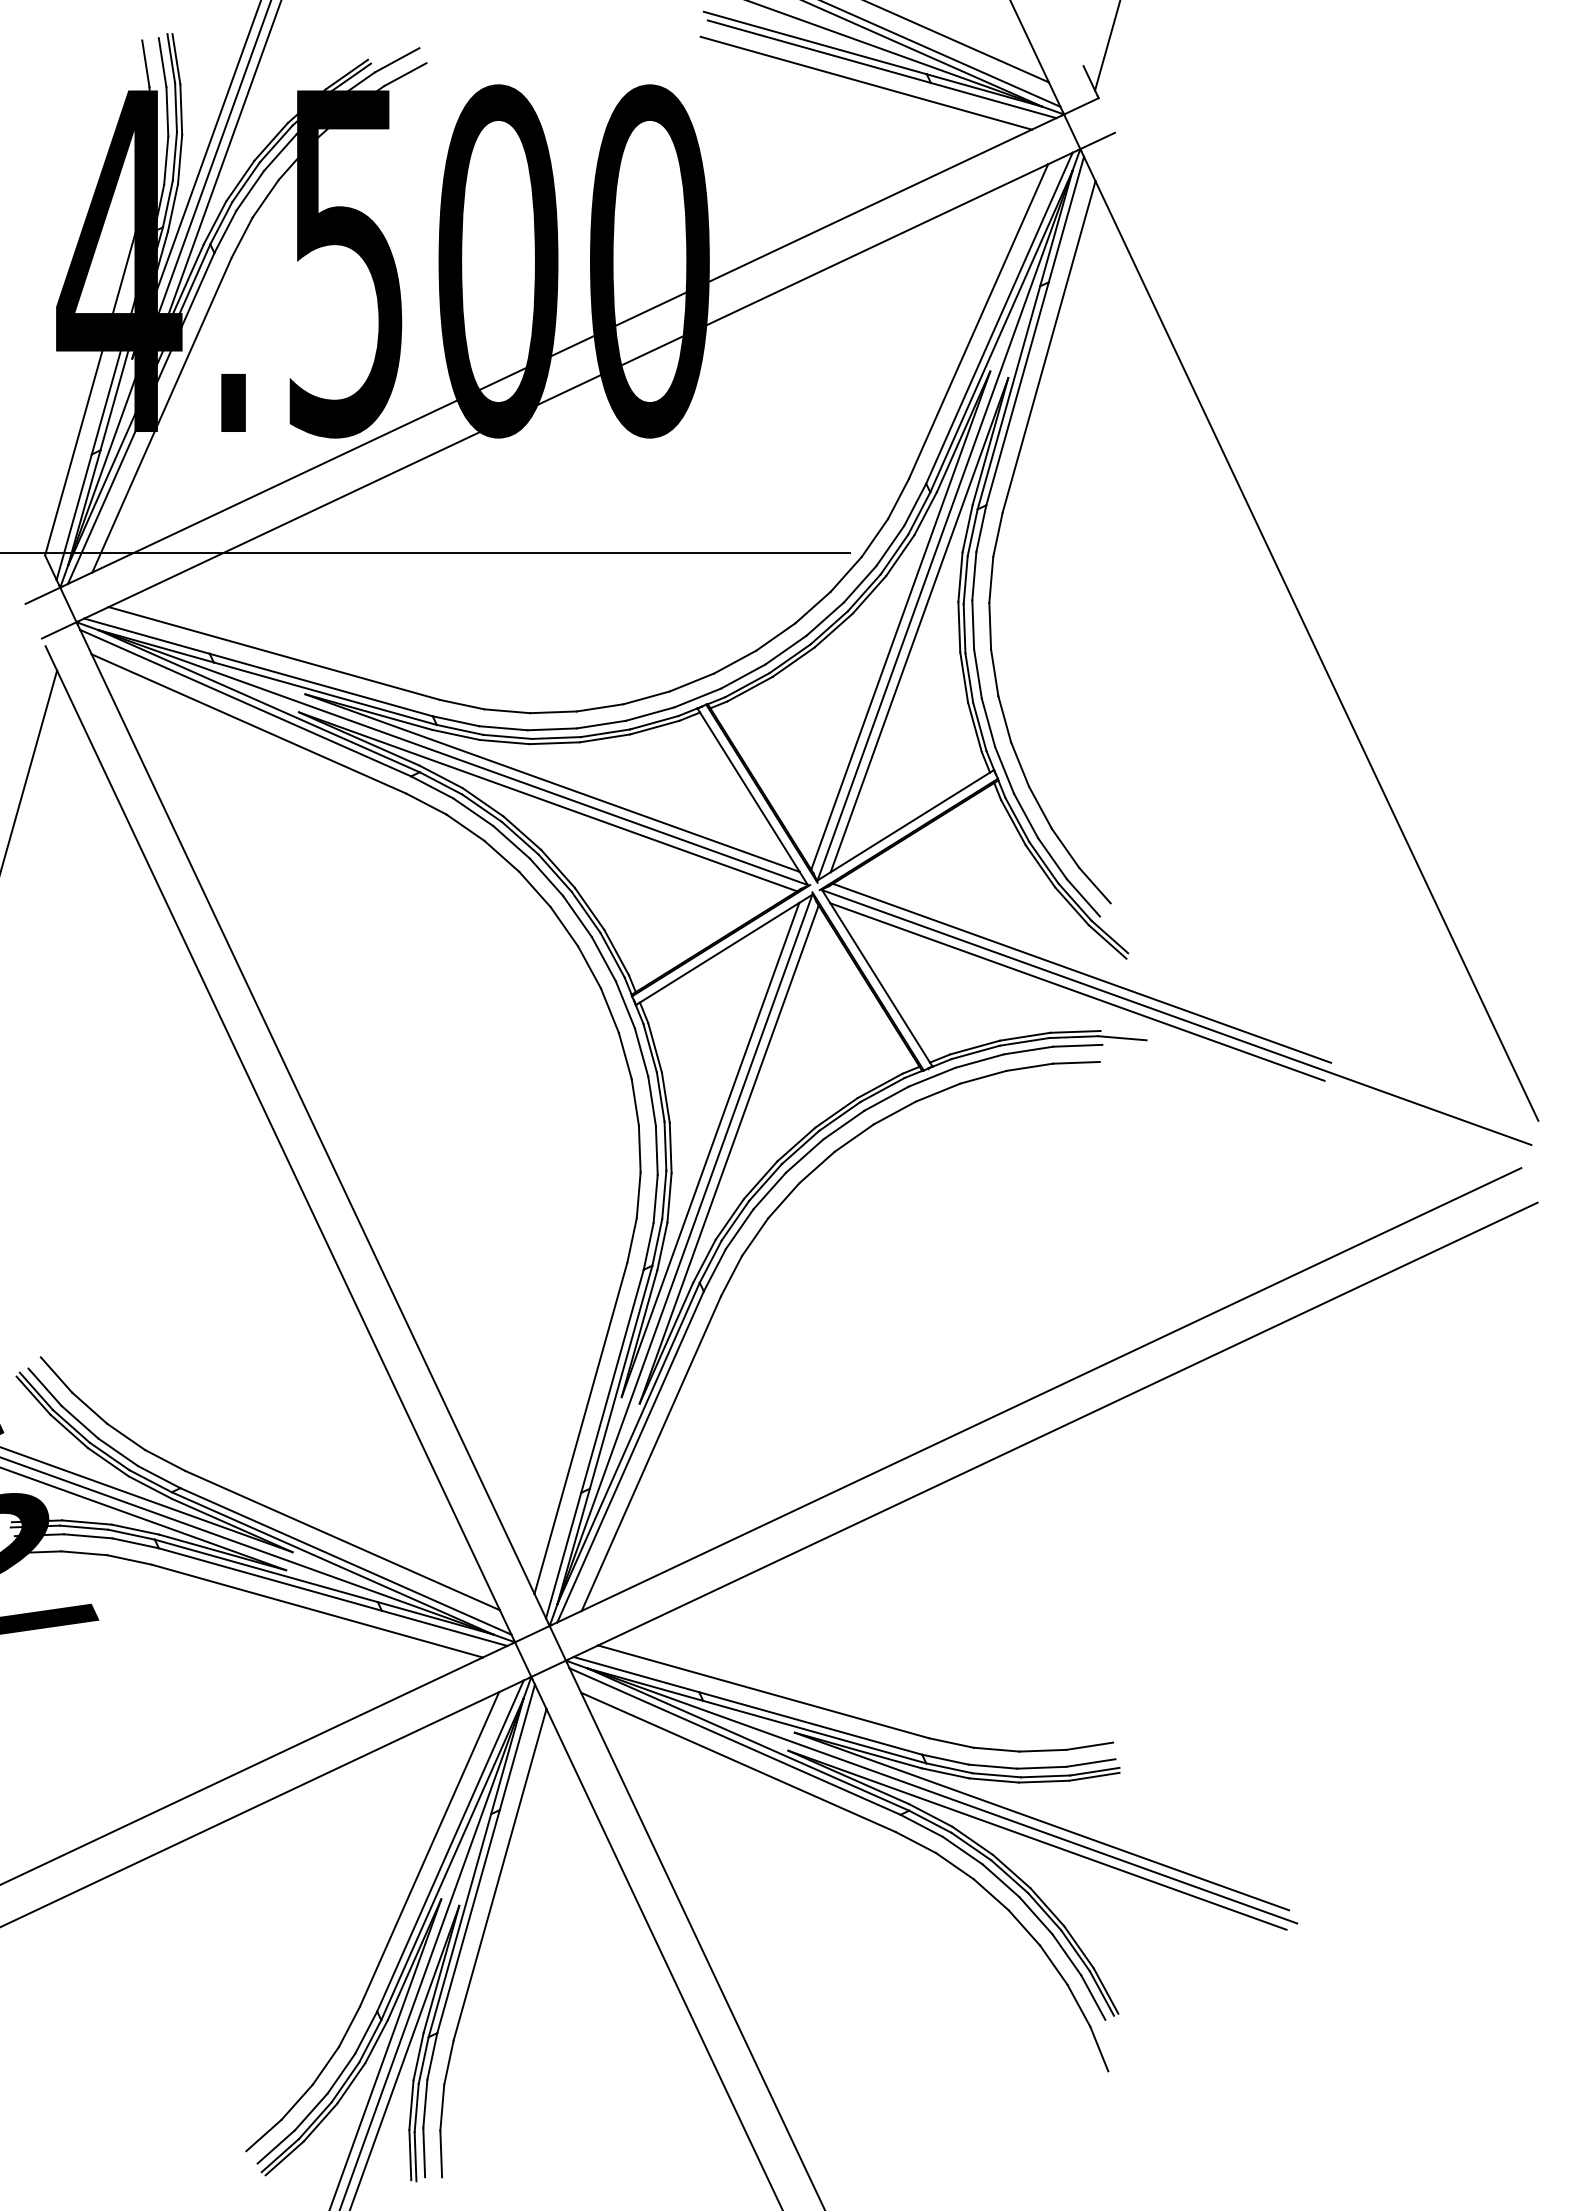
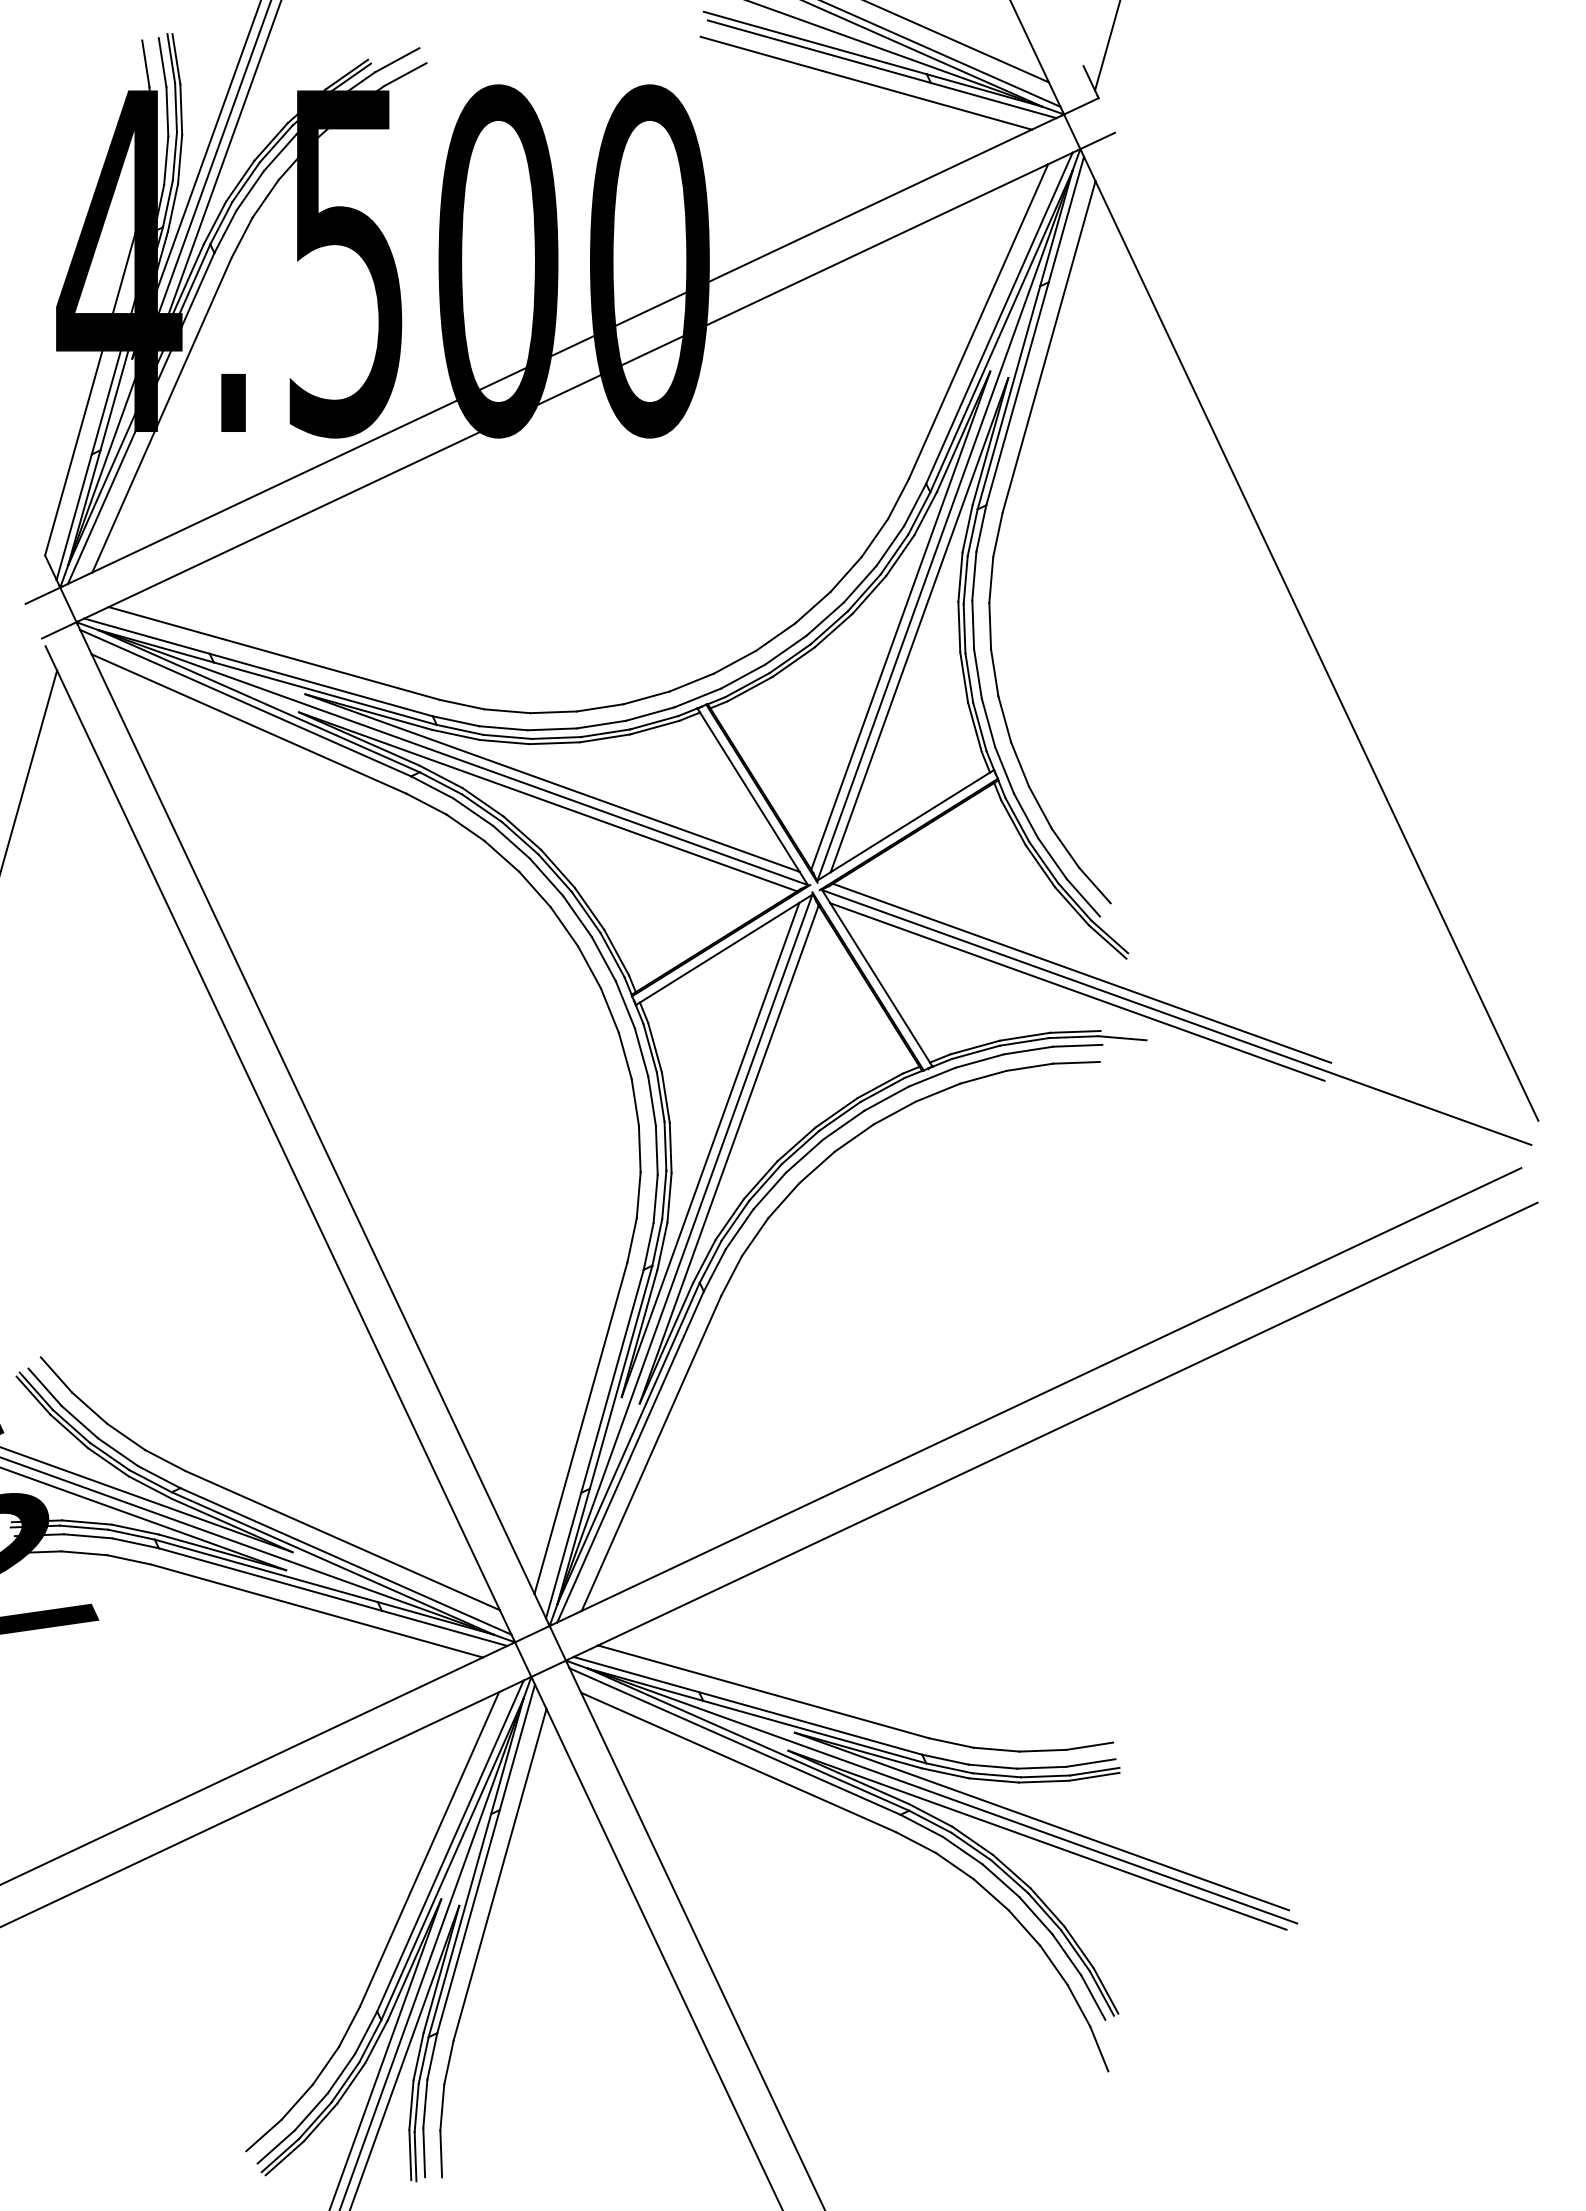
line: present -> none (426, 552)
